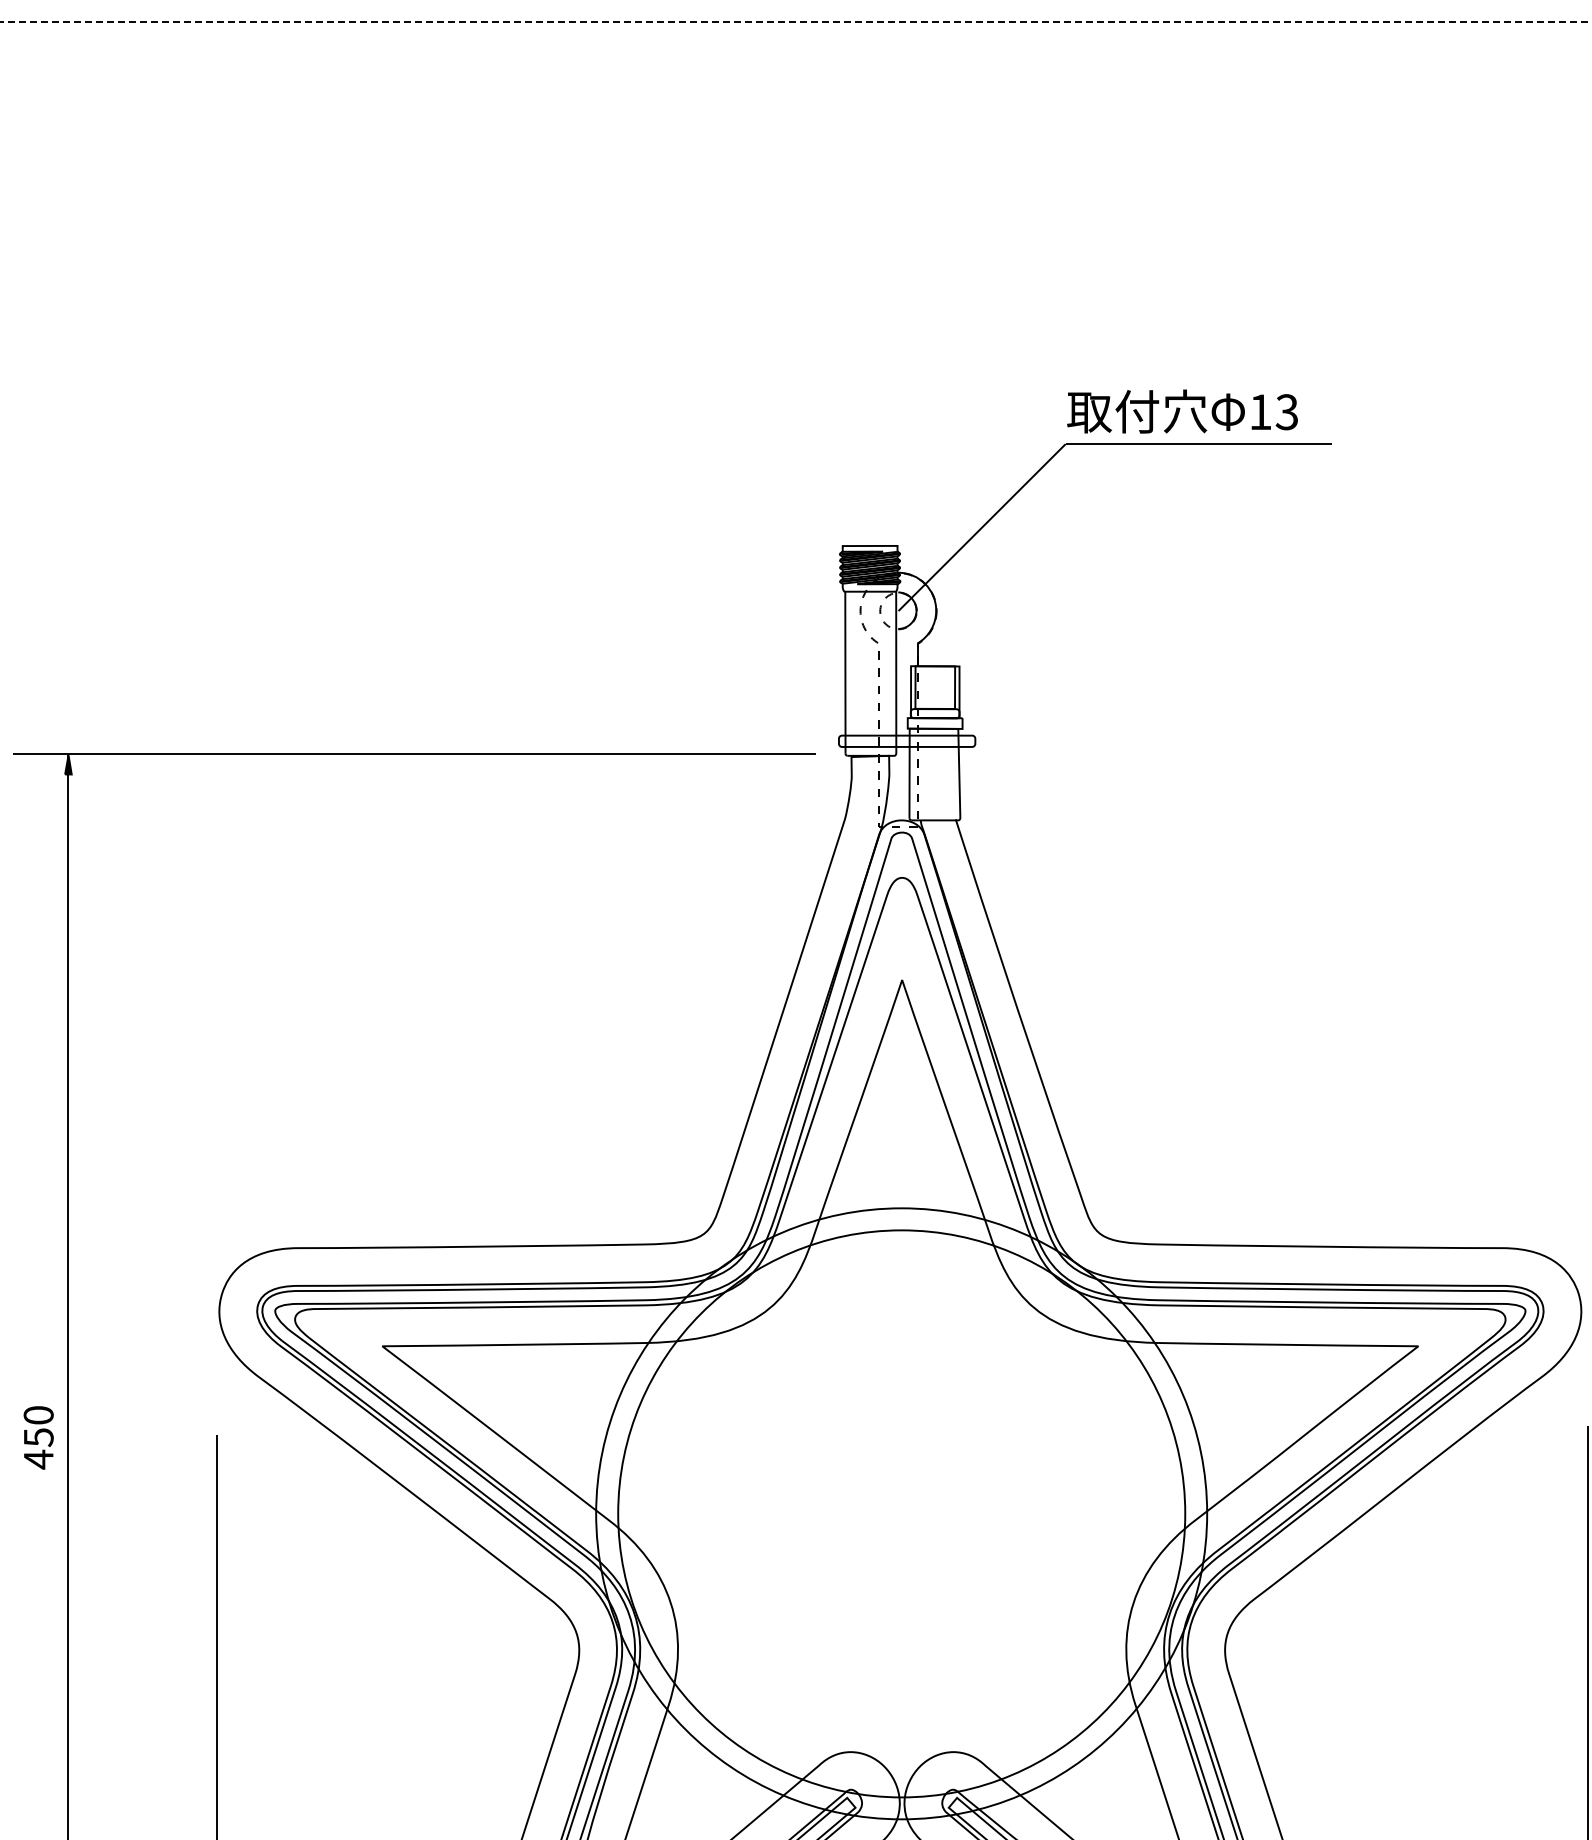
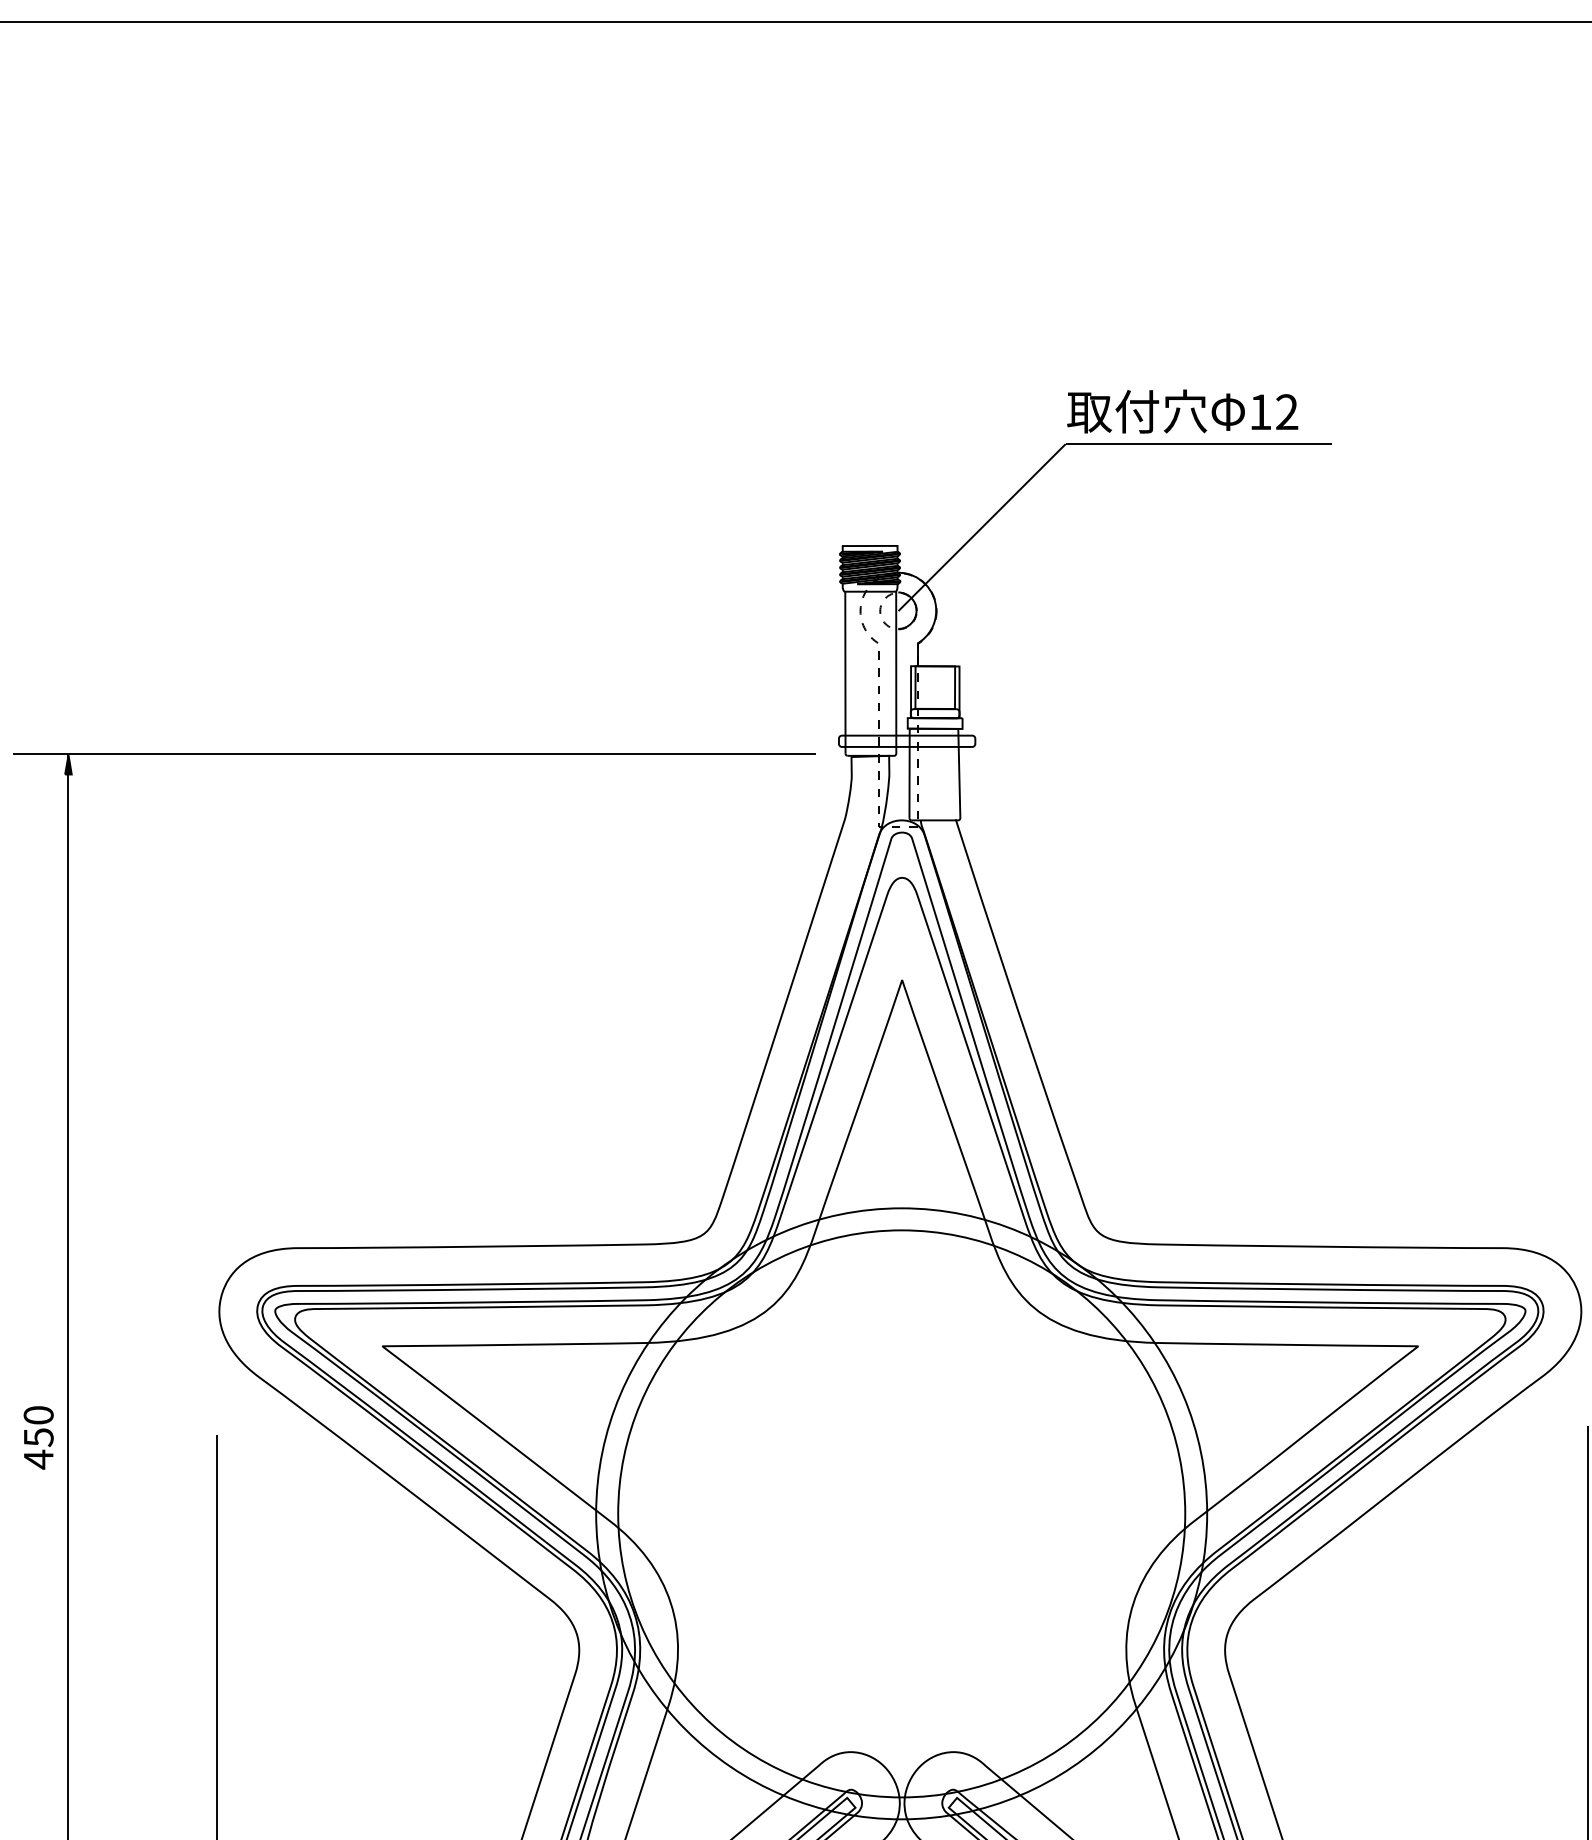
line: dashed -> solid (796, 22)
text: 13 -> 12 (1286, 412)
